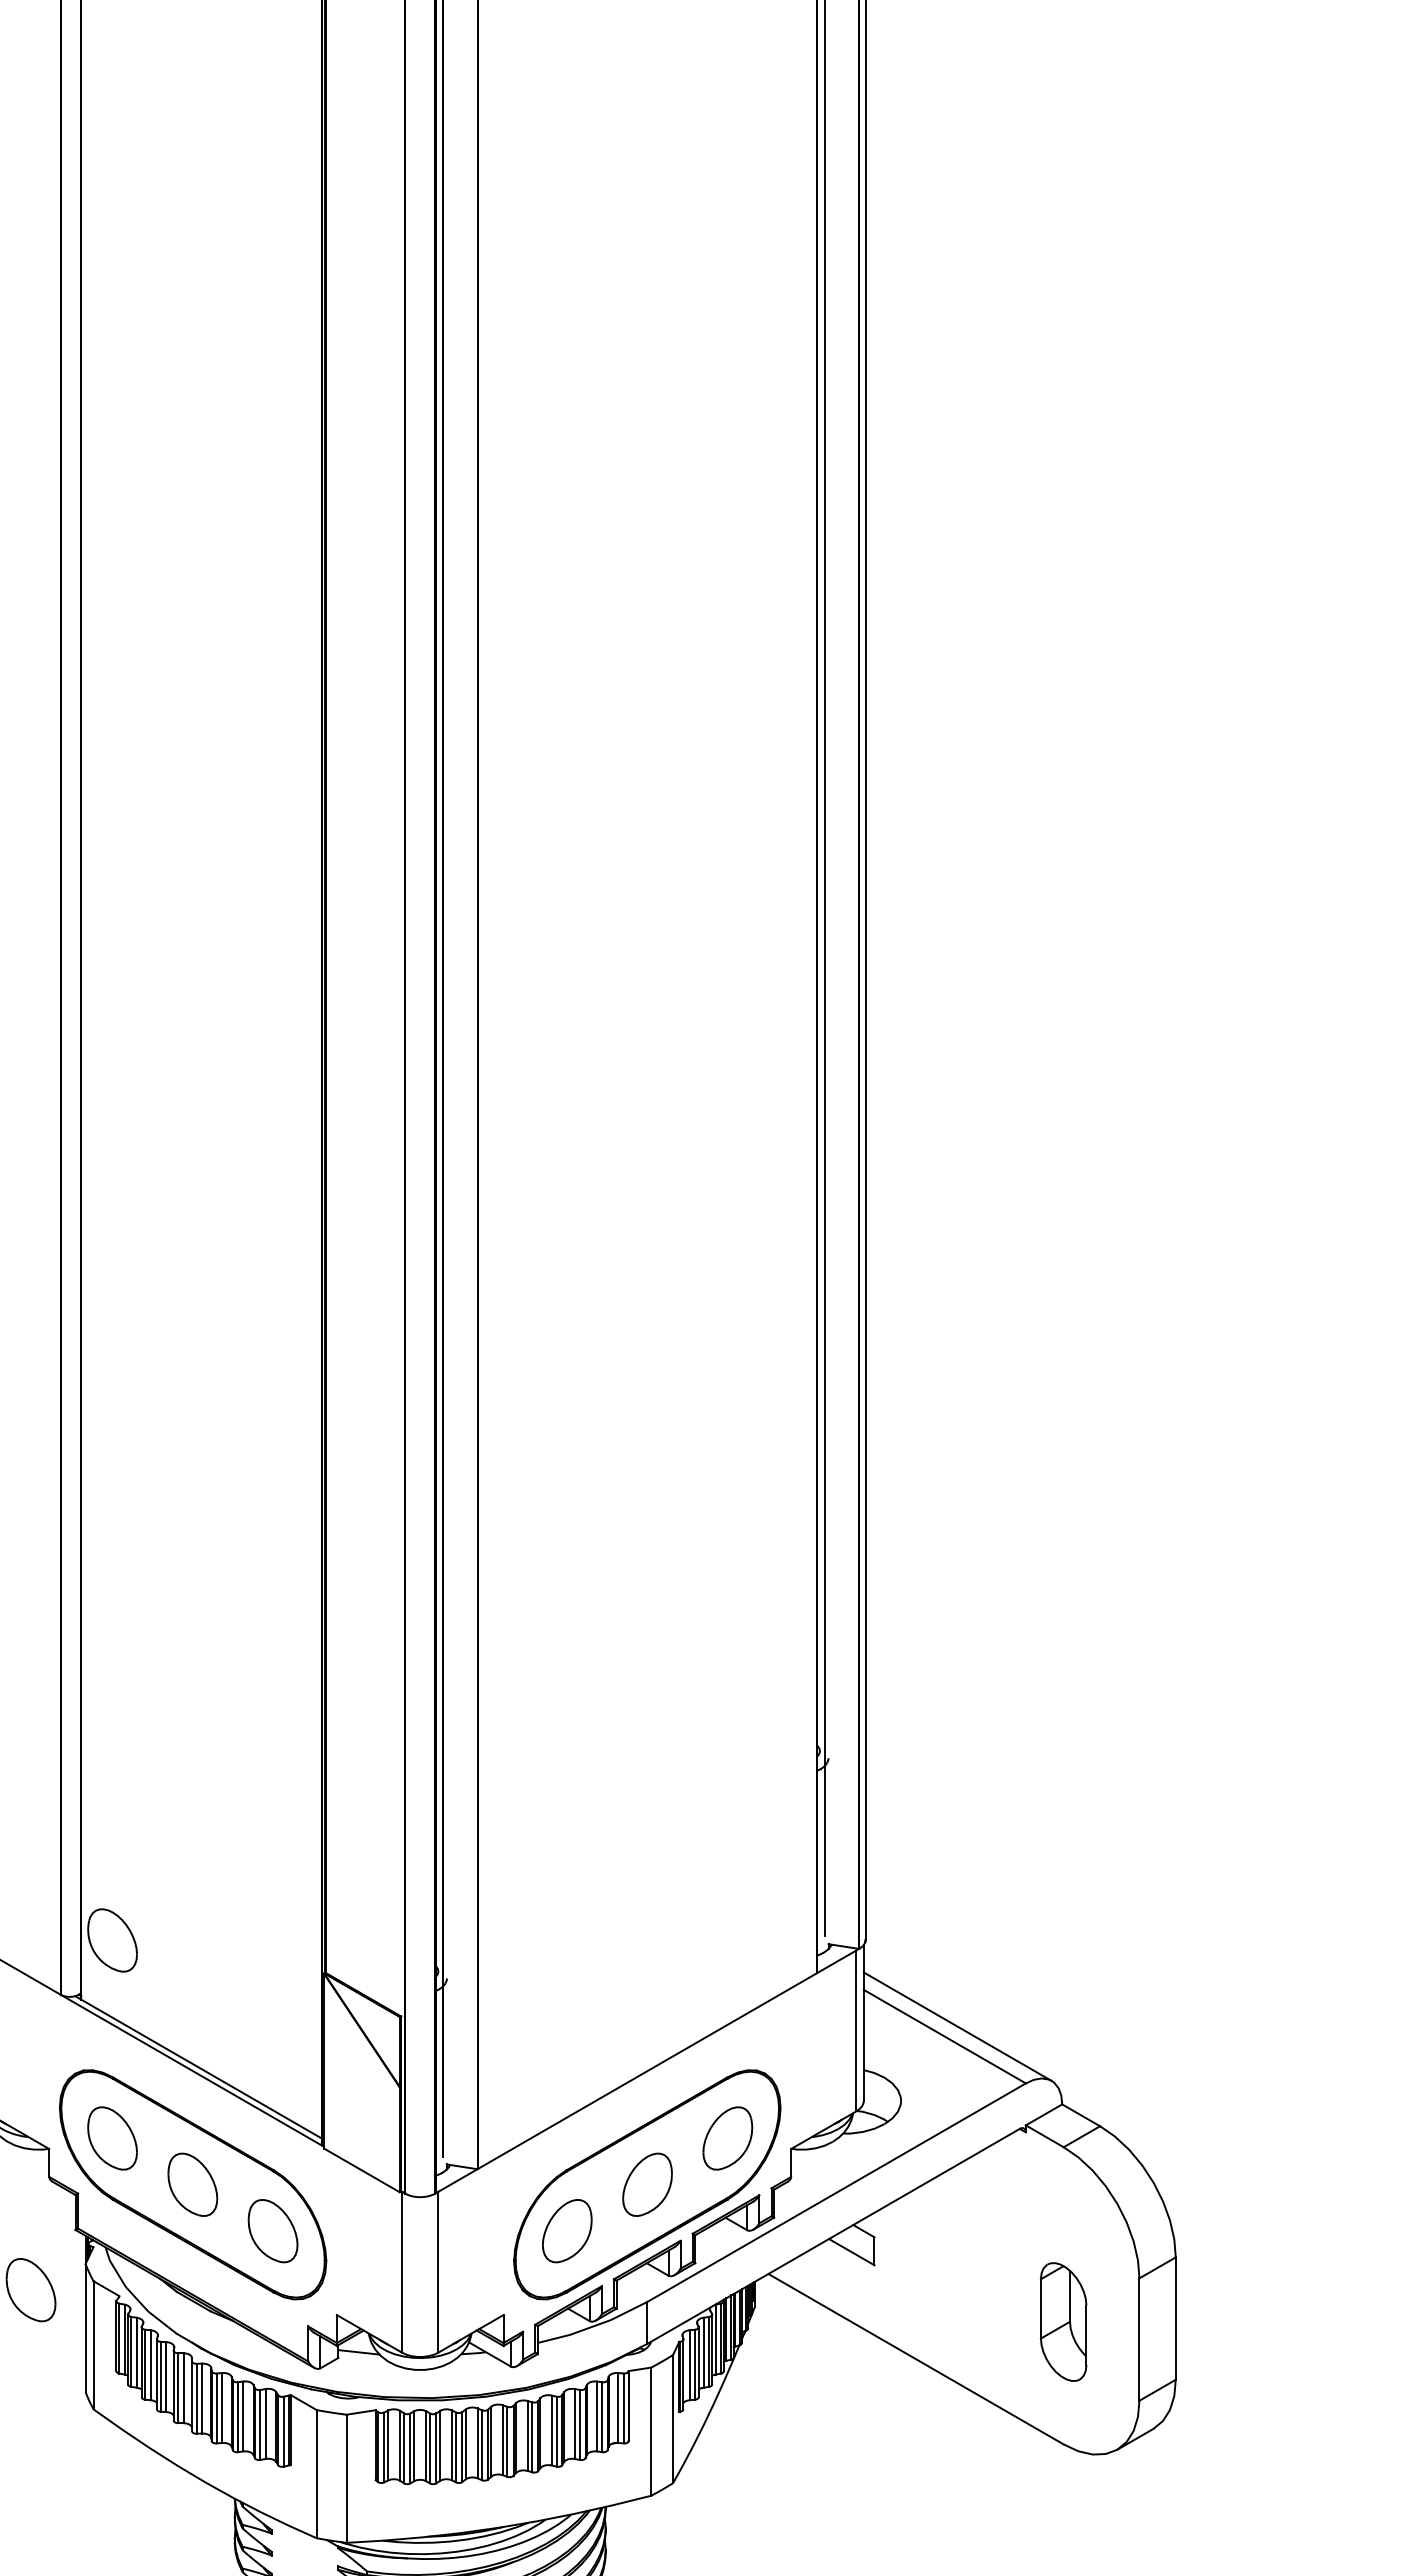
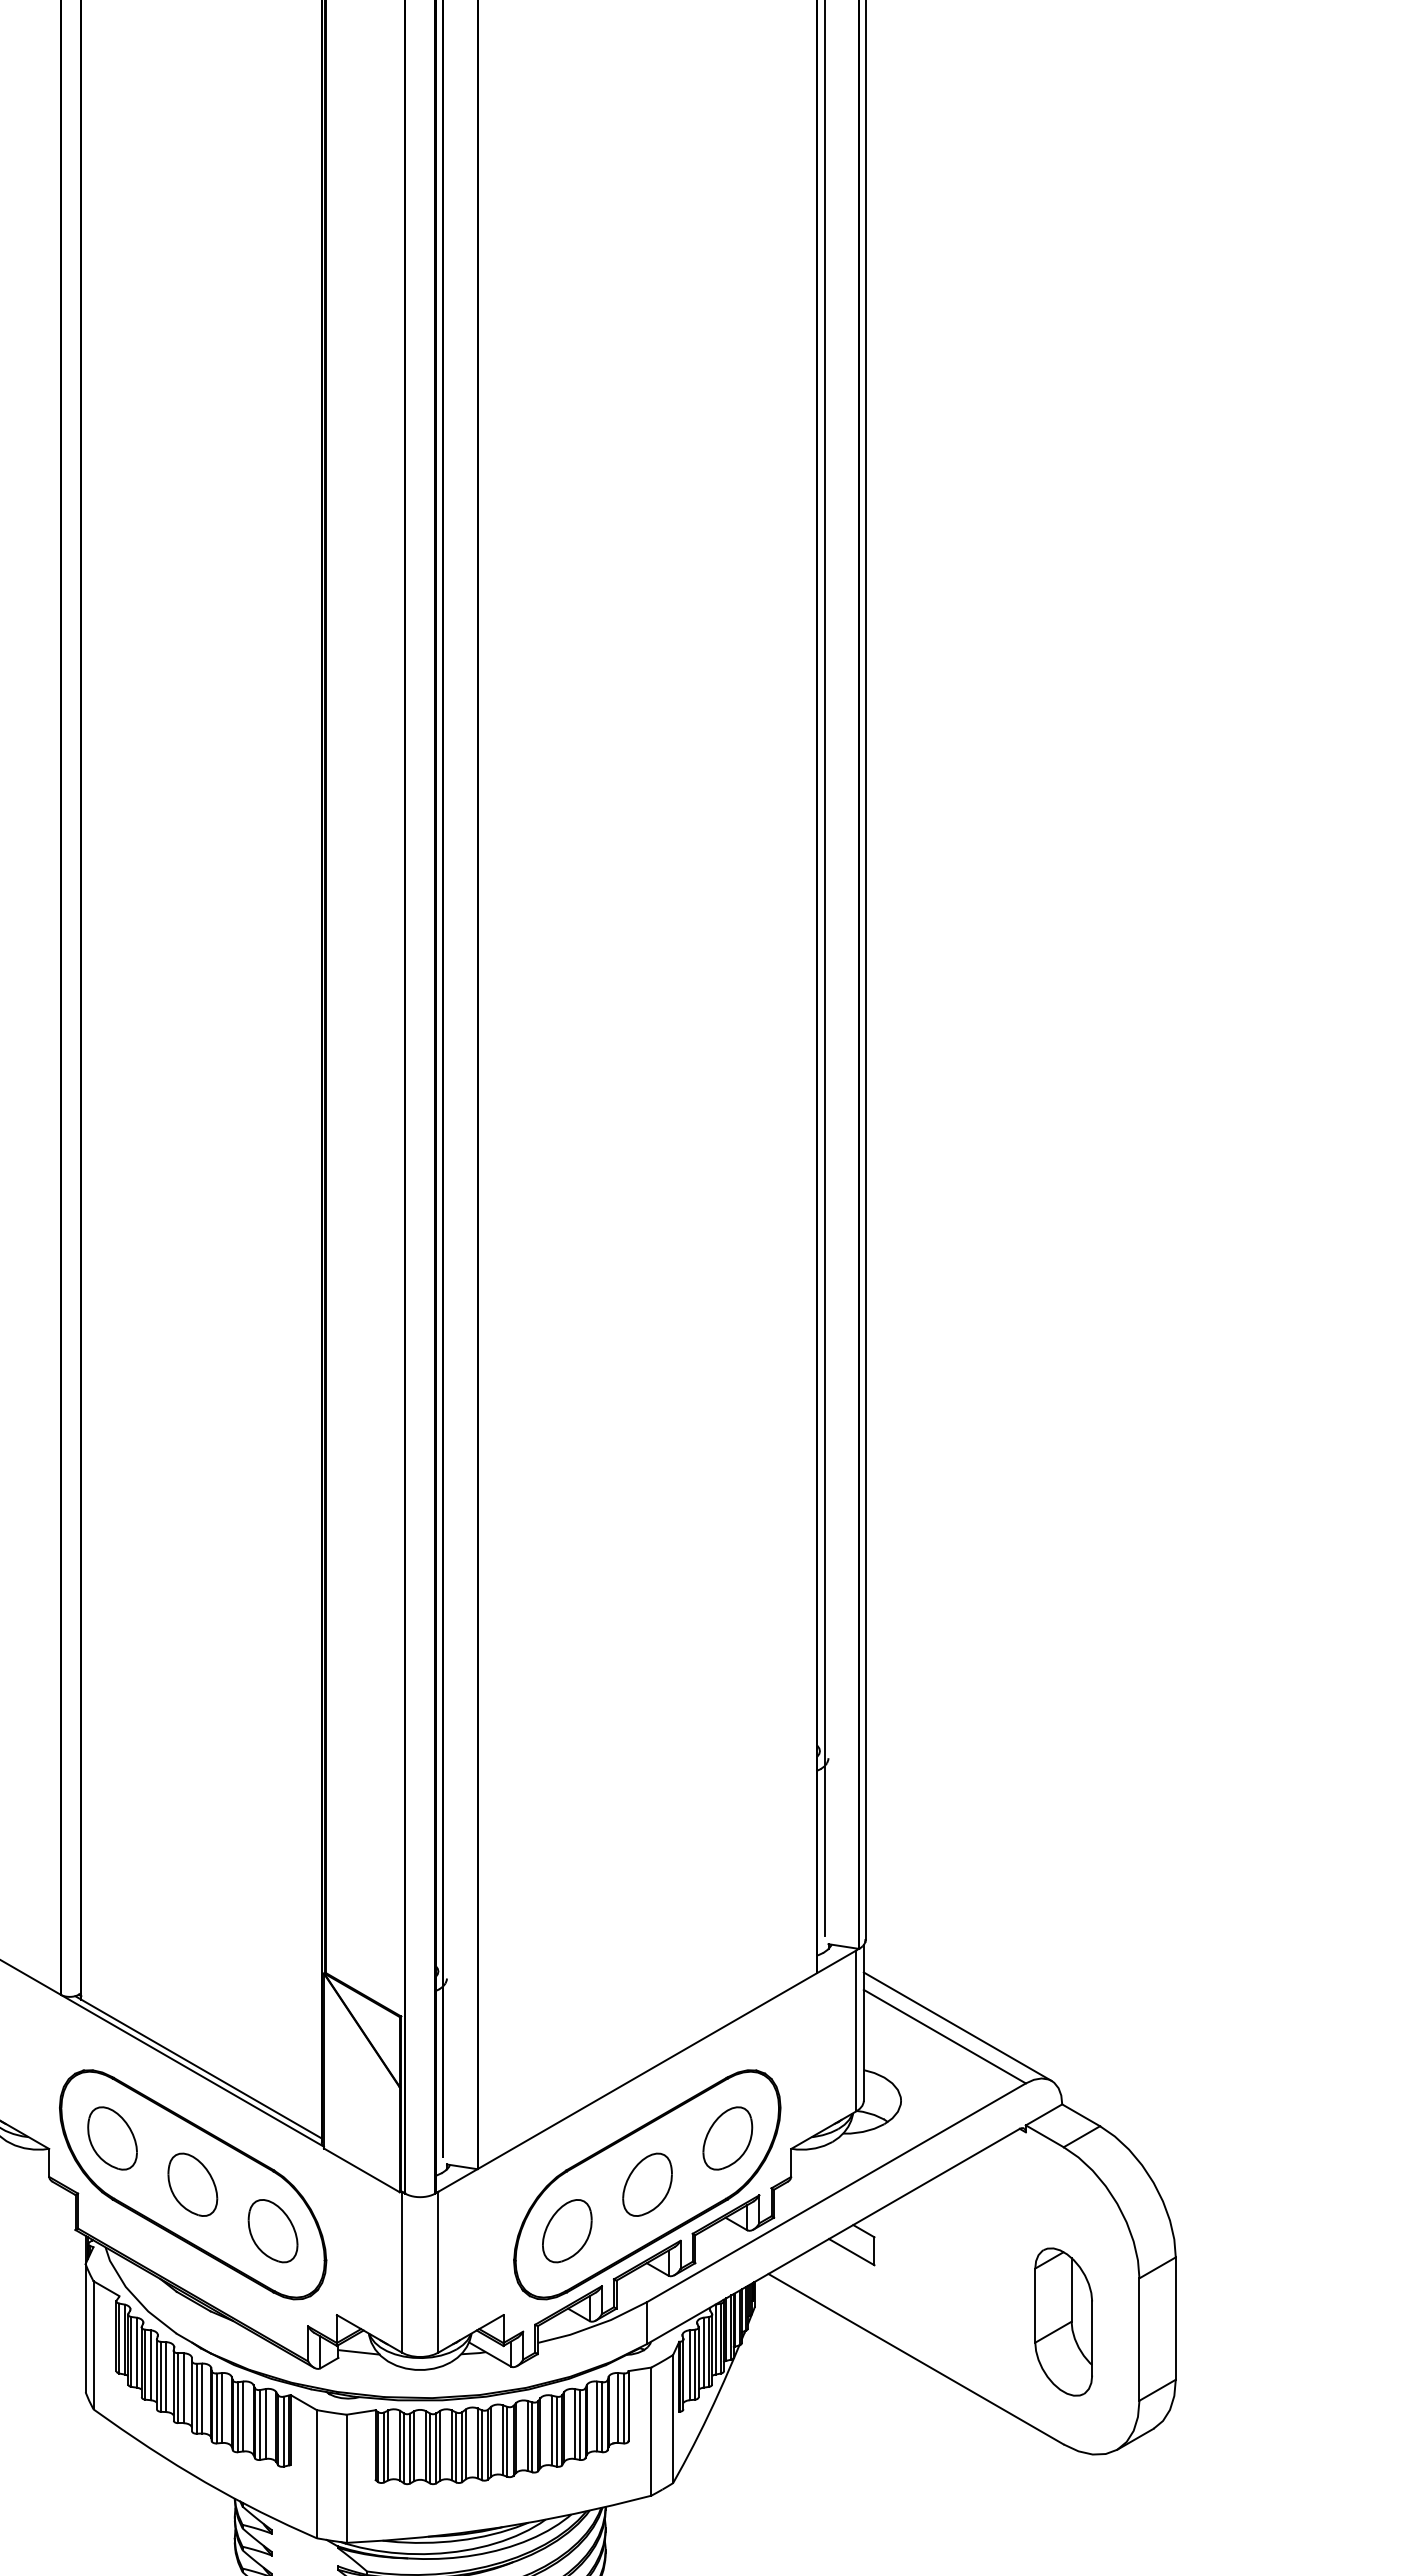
part: present -> none (112, 1940)
part: present -> none (30, 2290)
part size: 49x120 px -> 59x150 px (1063, 2321)
